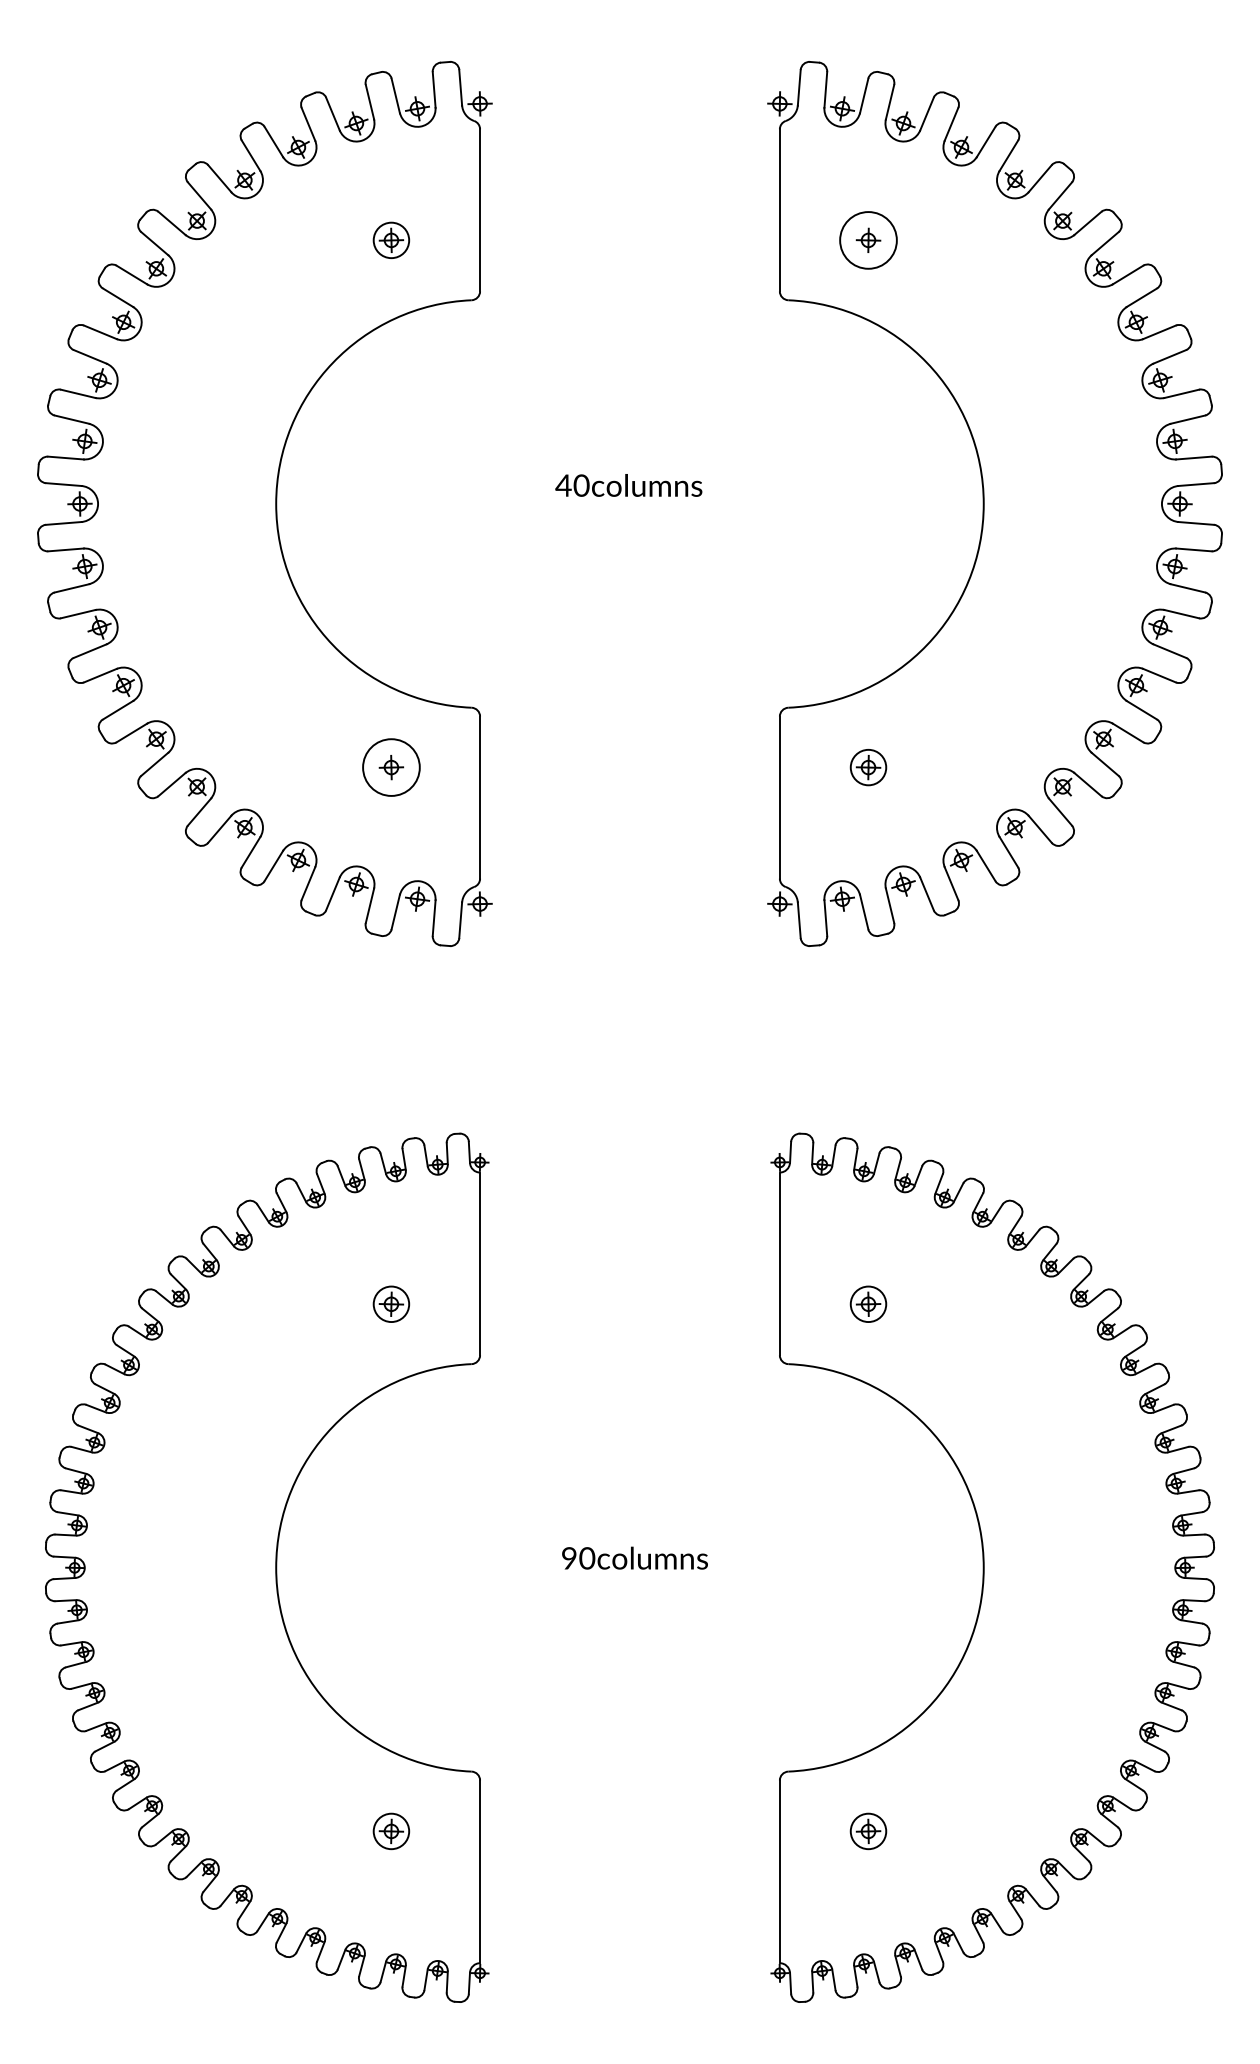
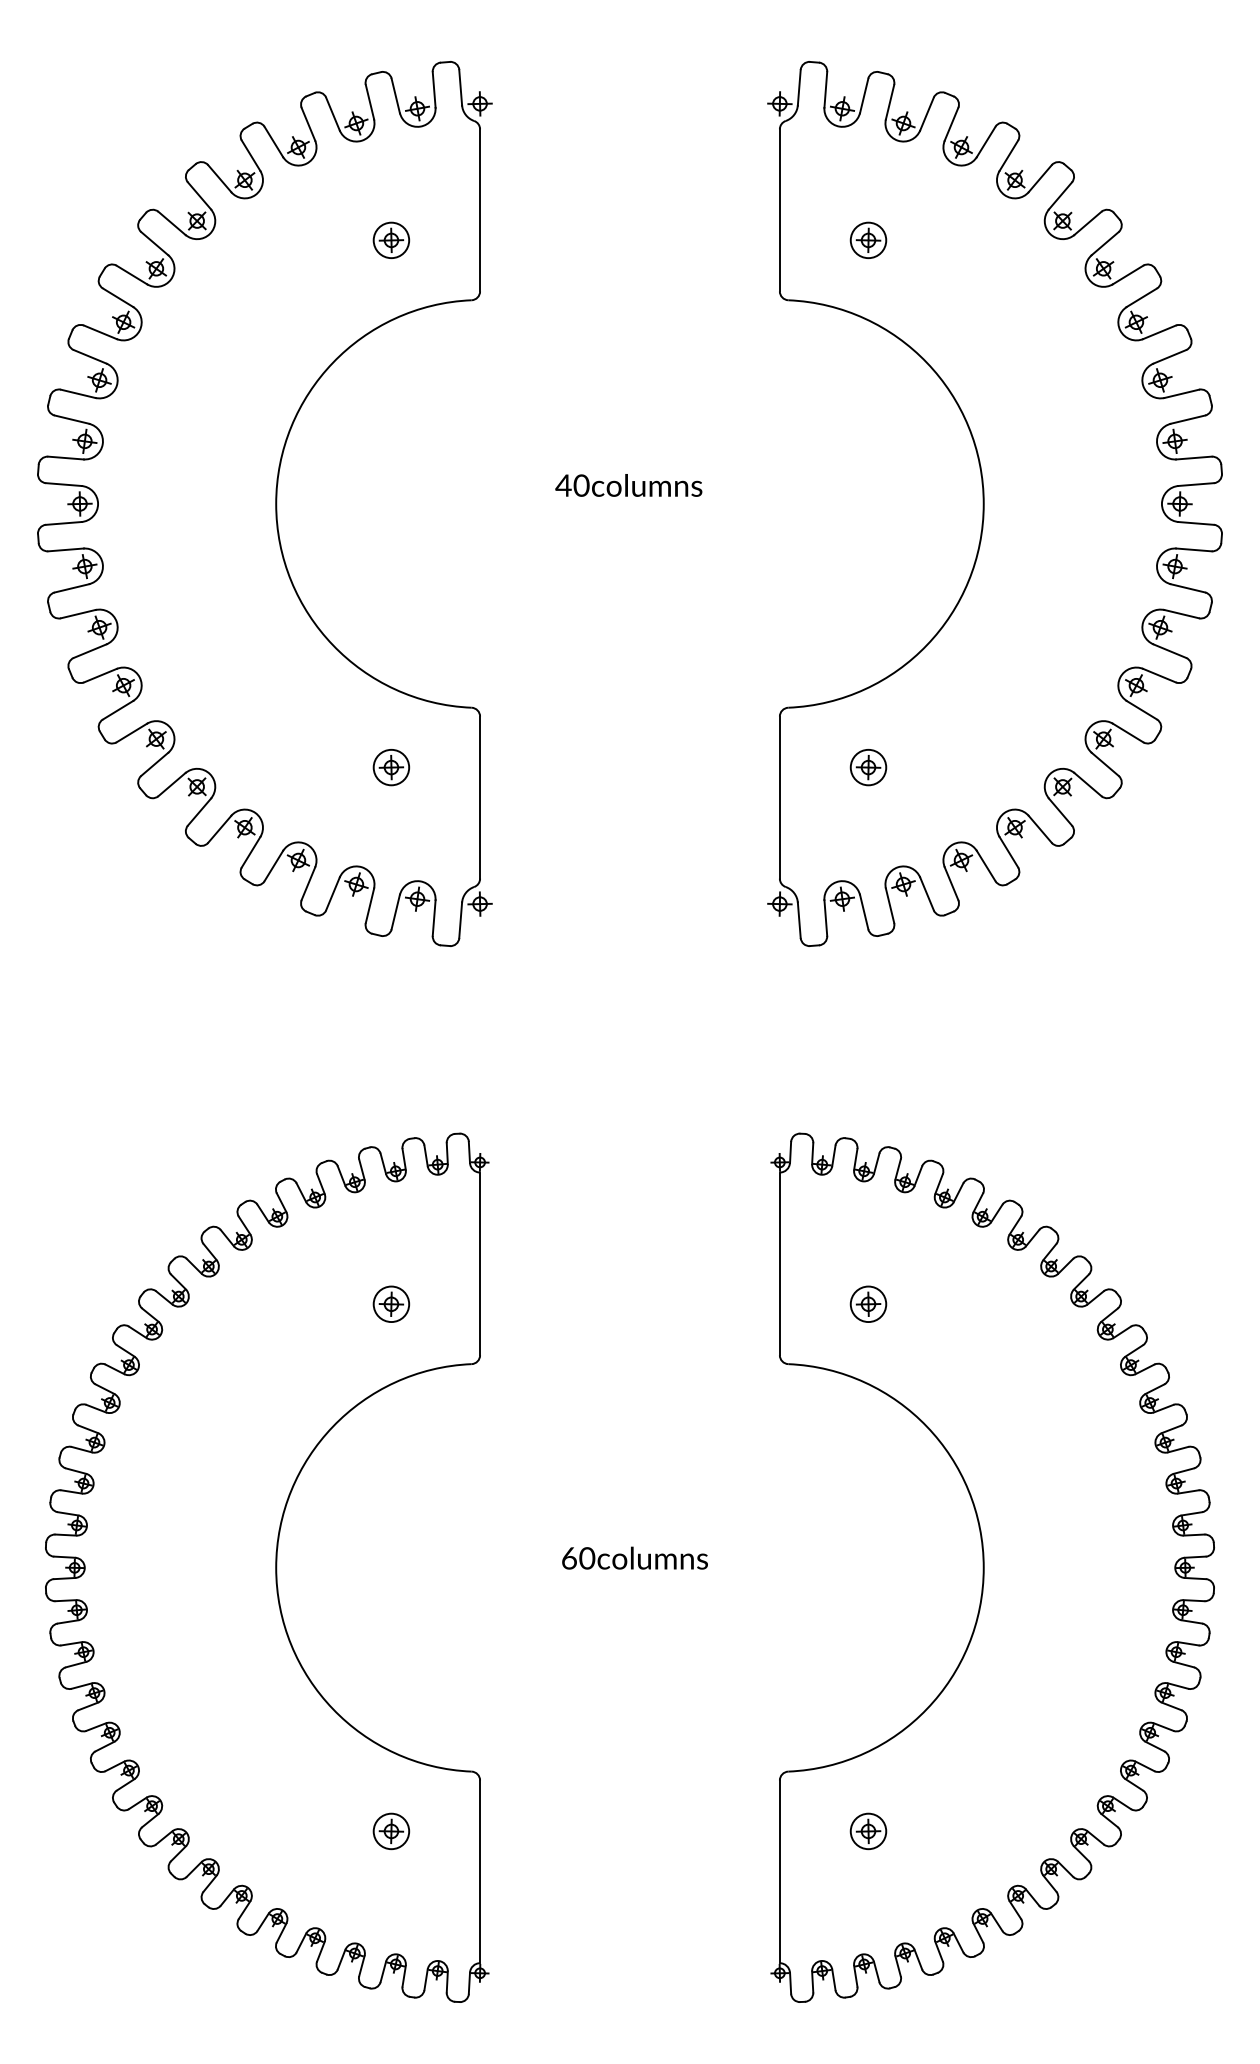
circle diameter: 57 px -> 35 px (868, 240)
circle diameter: 57 px -> 35 px (391, 767)
text: 90columns -> 60columns (569, 1558)
